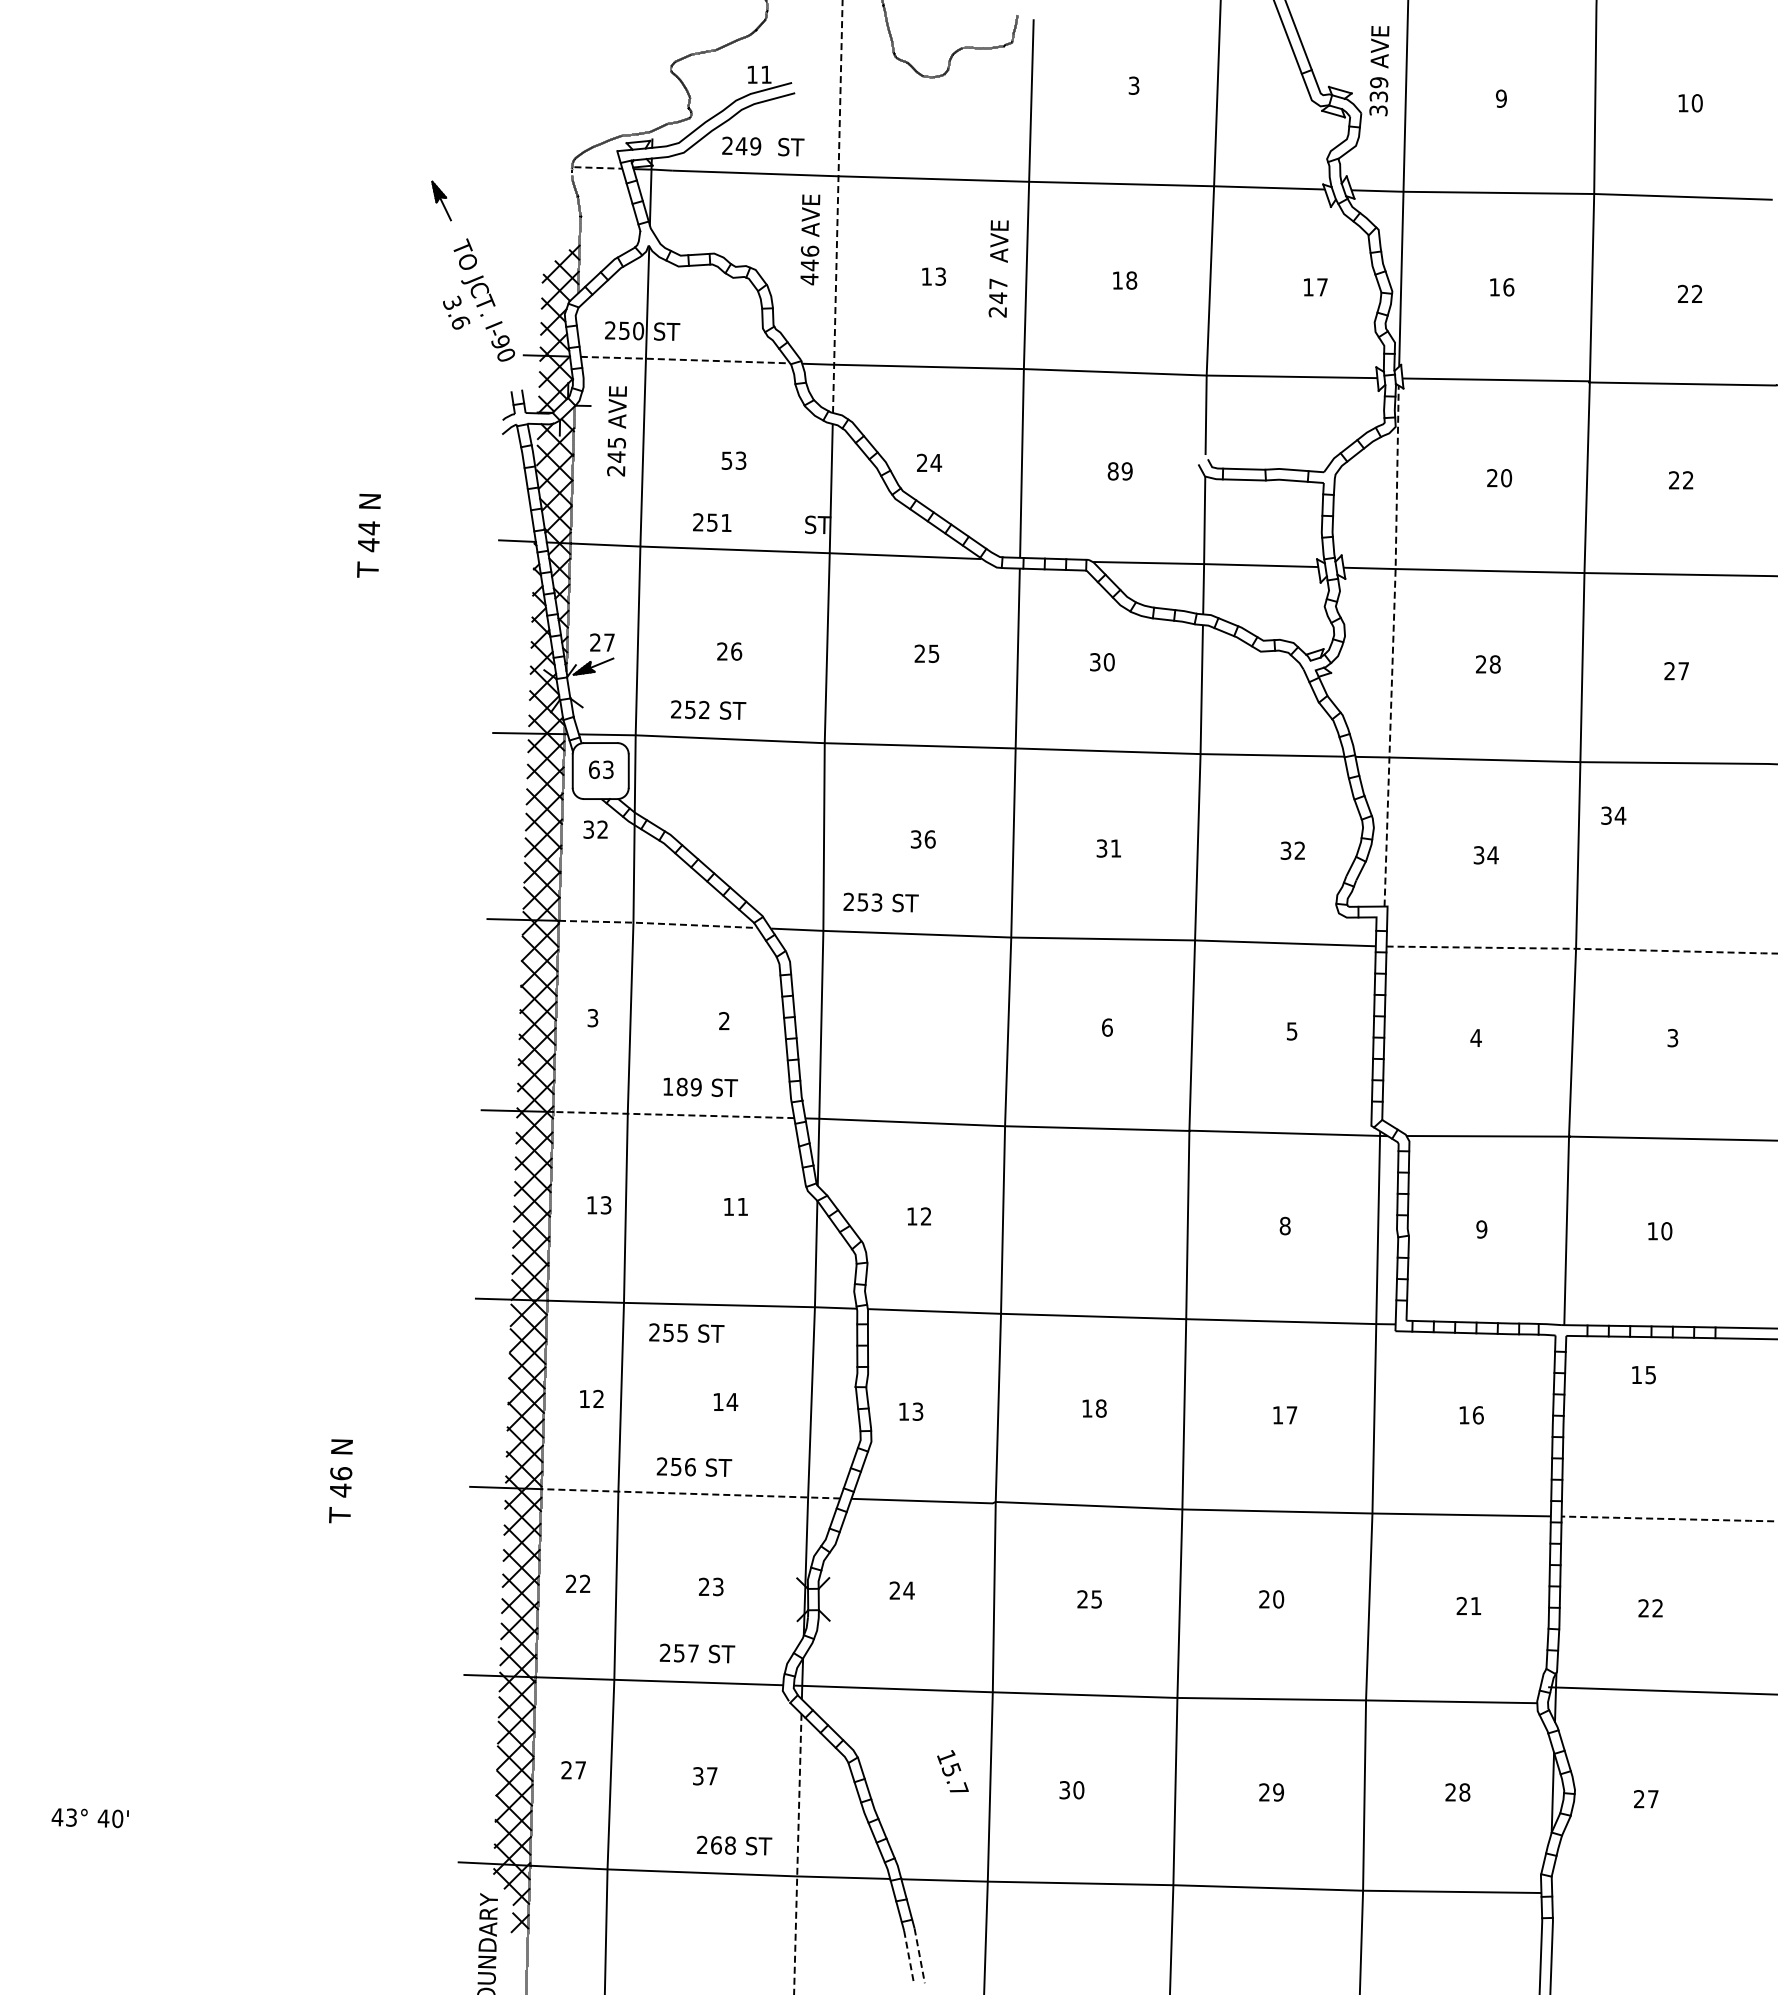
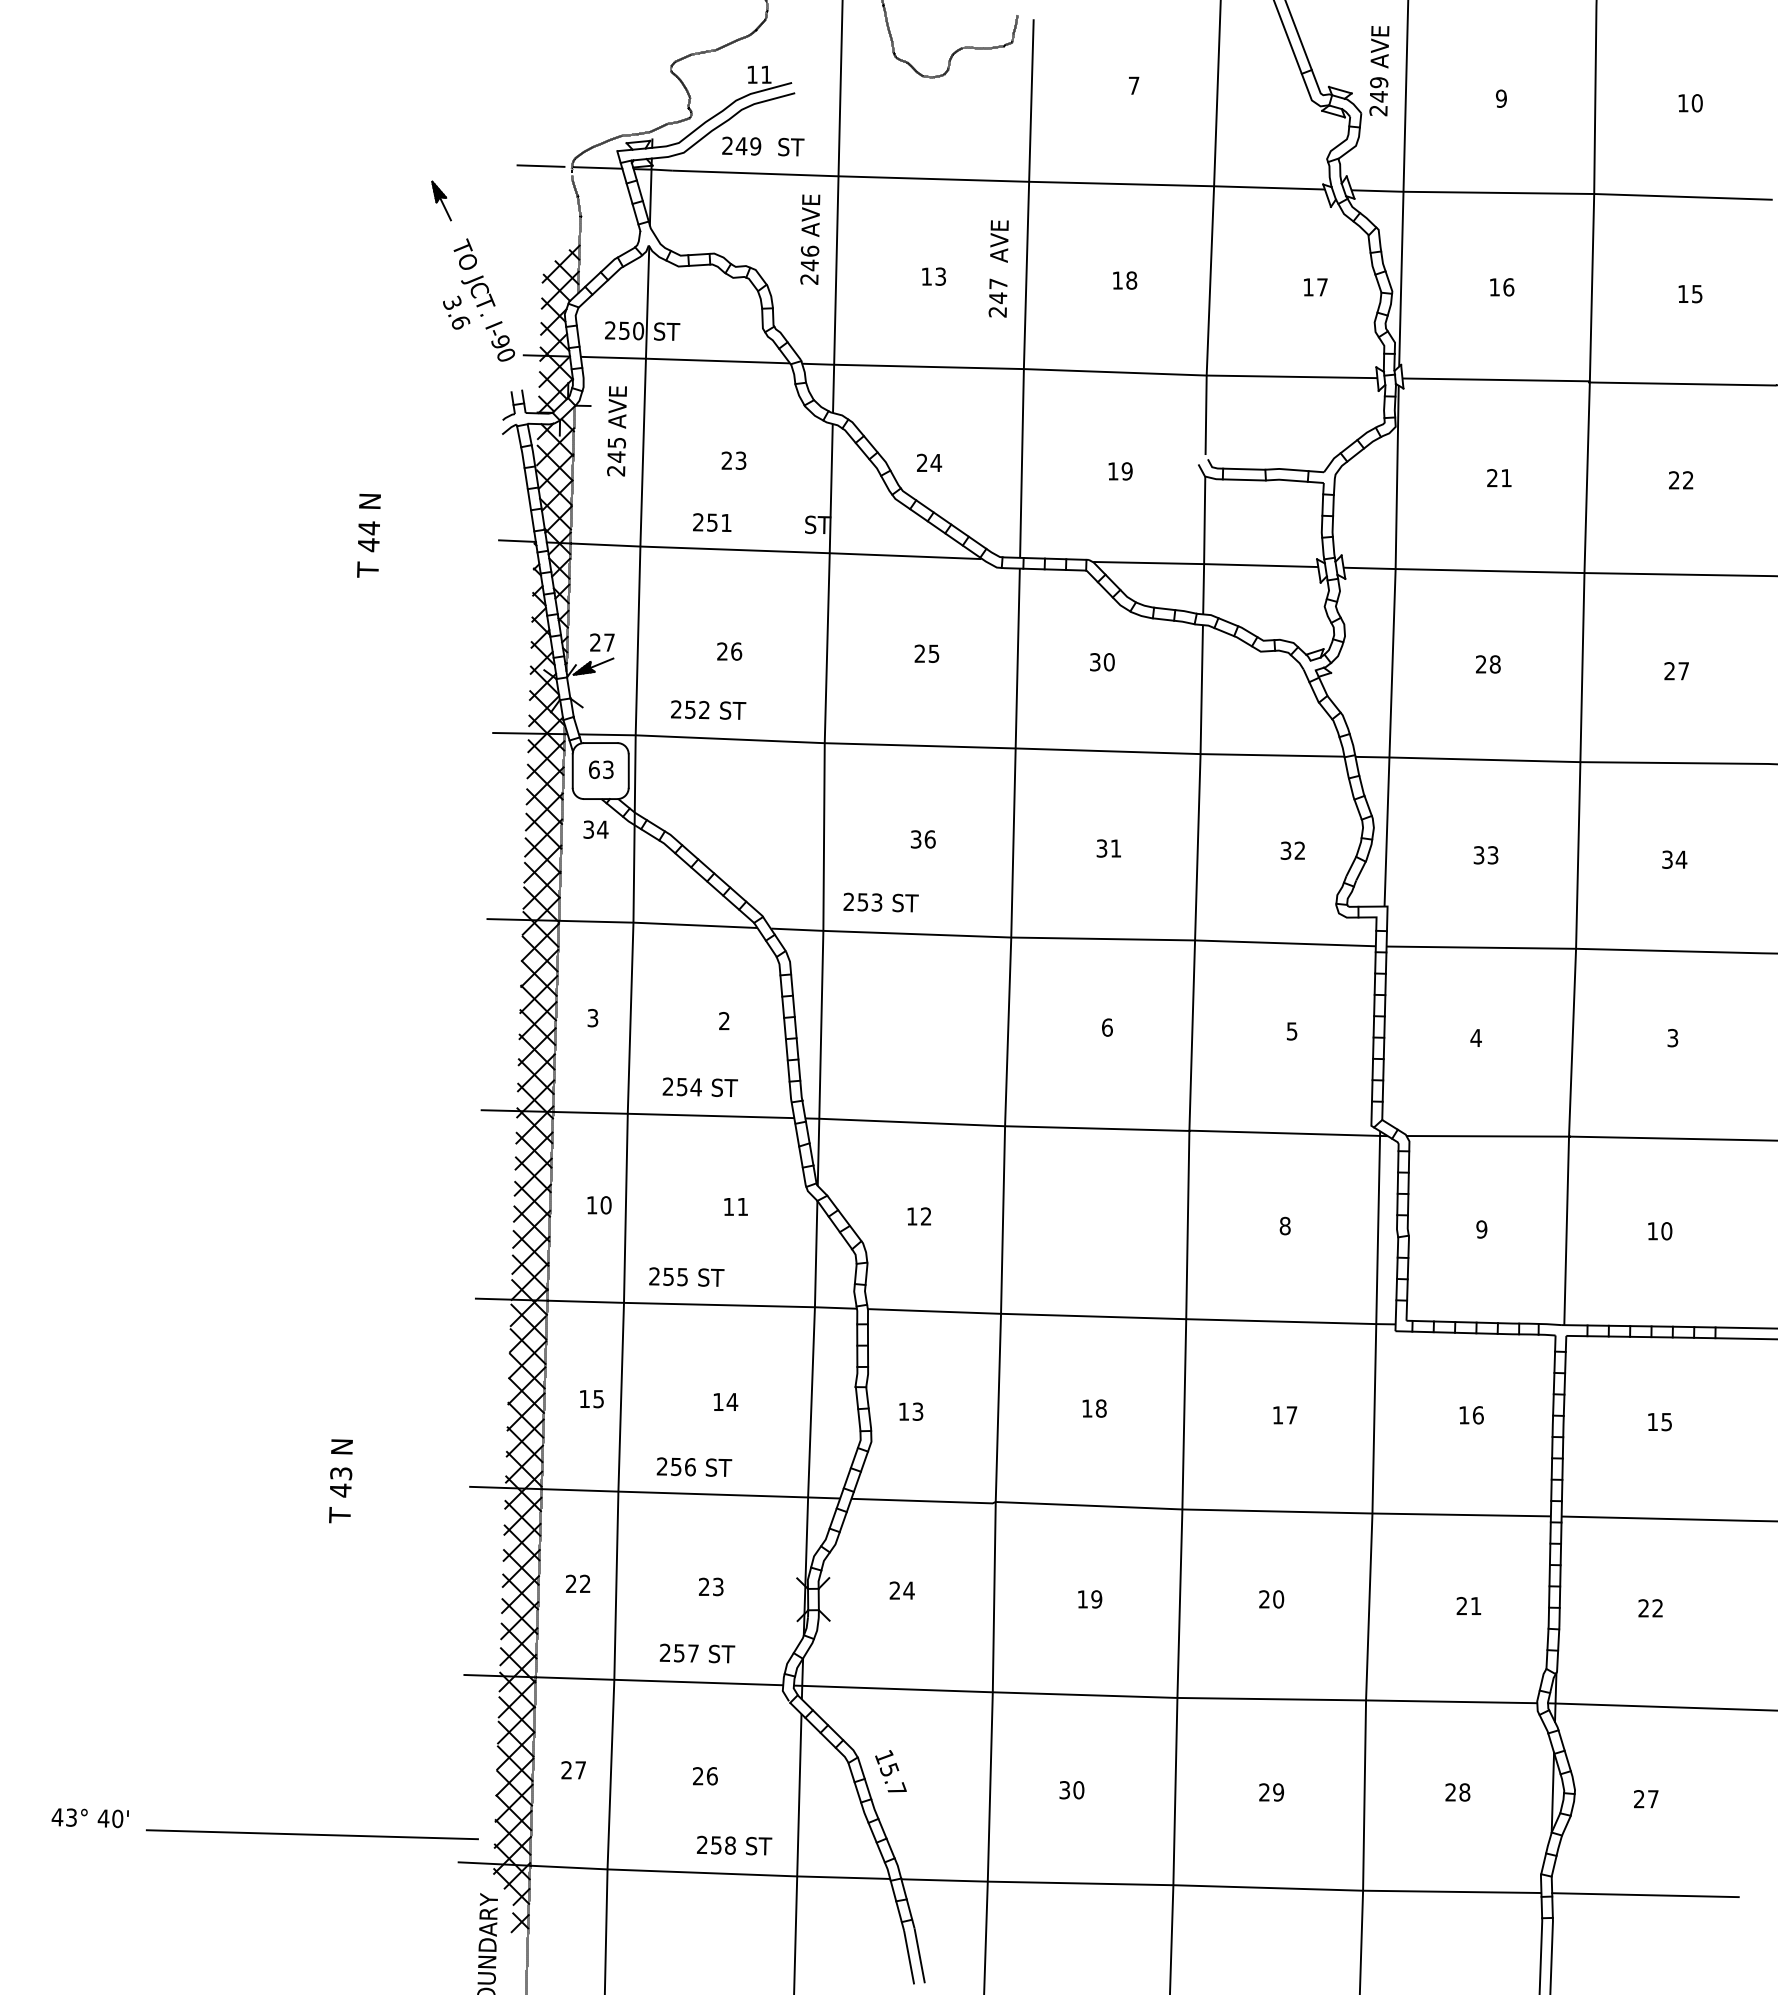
text: 3 -> 7 (1133, 85)
text: 339 -> 249 (1378, 103)
line: none -> present (540, 165)
line: dashed -> solid (598, 167)
line: dashed -> solid (837, 207)
text: 446 -> 246 (809, 279)
text: 22 -> 15 (1690, 293)
line: dashed -> solid (684, 359)
text: 53 -> 23 (726, 460)
text: 89 -> 19 (1112, 471)
text: 20 -> 21 (1506, 478)
line: dashed -> solid (1393, 644)
text position: (1613, 815) -> (1674, 859) (1674, 859)
text: 32 -> 34 (602, 829)
text: 34 -> 33 (1492, 855)
line: dashed -> solid (658, 923)
line: dashed -> solid (1582, 948)
text: 189 -> 254 (681, 1086)
line: dashed -> solid (672, 1114)
text: 13 -> 10 (605, 1205)
text position: (686, 1332) -> (686, 1276) (686, 1276)
text position: (1643, 1375) -> (1659, 1422) (1659, 1422)
text: 12 -> 15 (598, 1398)
text: 46 -> 43 (341, 1473)
line: dashed -> solid (691, 1493)
line: dashed -> solid (1669, 1519)
text: 25 -> 19 (1089, 1599)
line position: (1661, 1690) -> (1661, 1706) (1661, 1706)
text position: (952, 1771) -> (890, 1771) (890, 1771)
text: 37 -> 26 (705, 1776)
line: none -> present (311, 1834)
text: 268 -> 258 (716, 1845)
line: dashed -> solid (797, 1854)
line: none -> present (1645, 1895)
line: dashed -> solid (919, 1955)
line: dashed -> solid (909, 1958)
